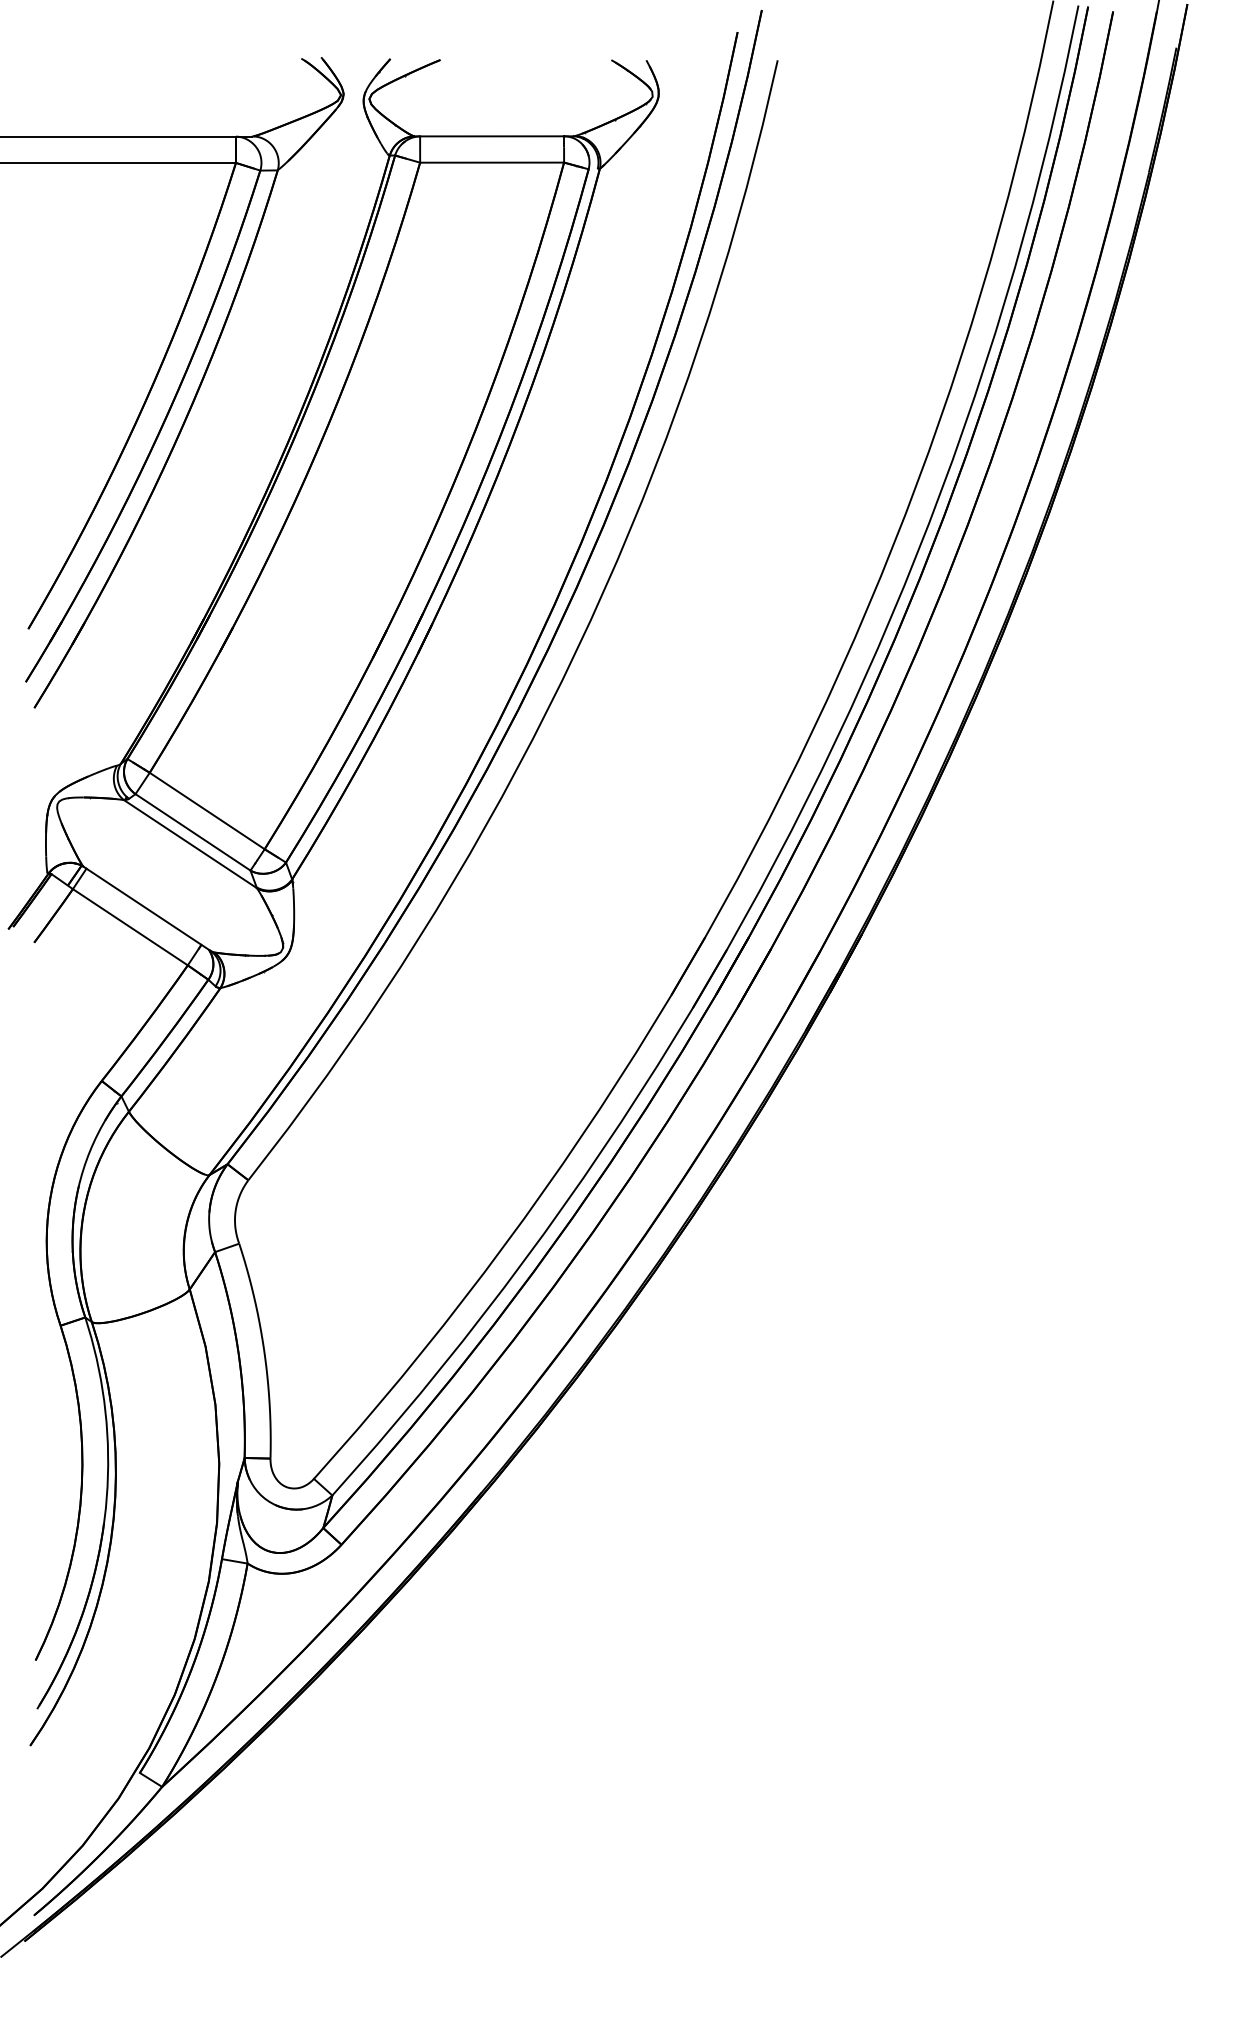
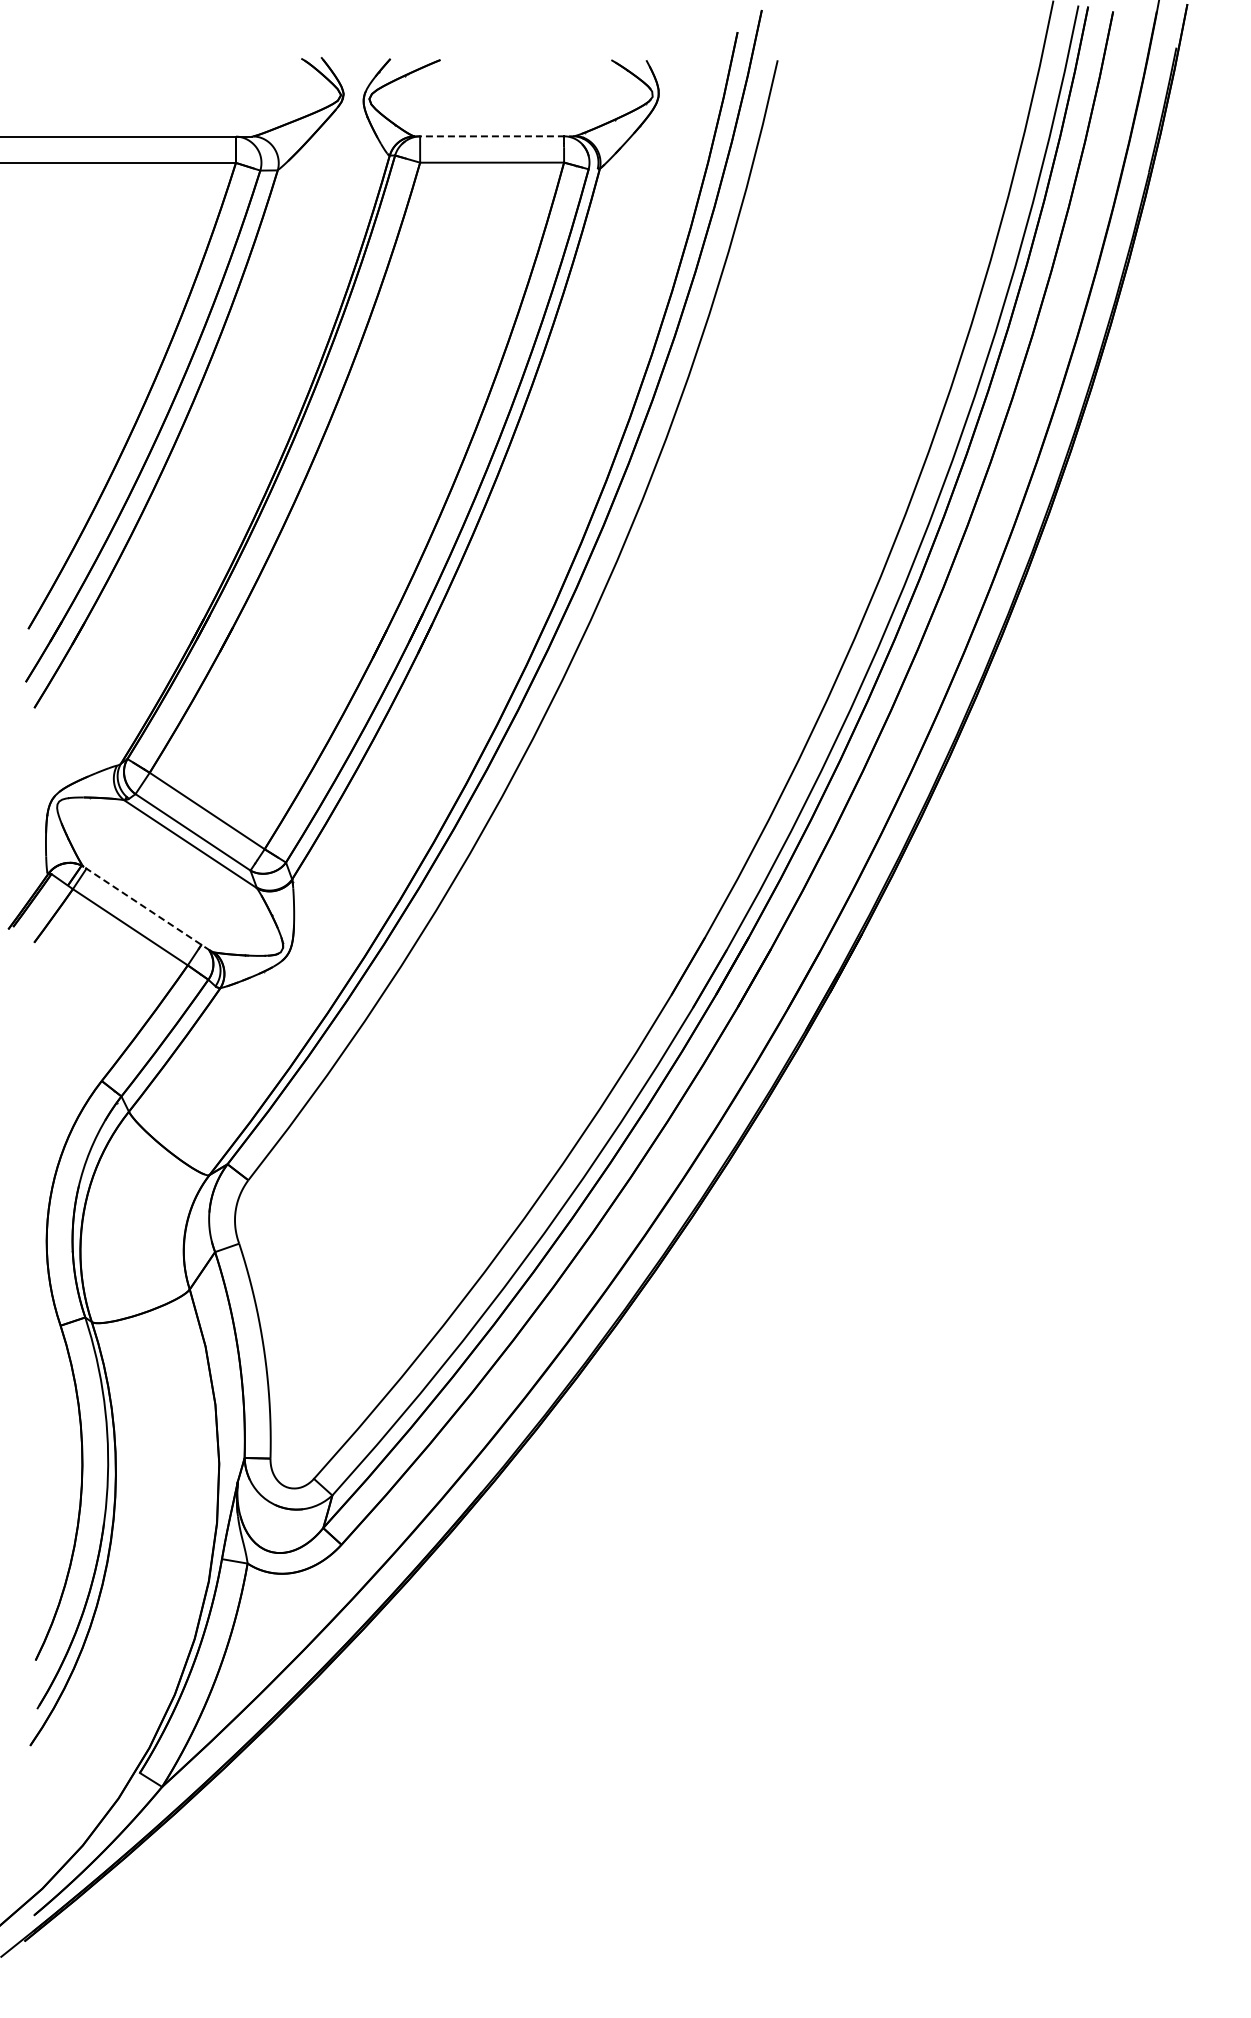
line: solid -> dashed (494, 136)
line: solid -> dashed (147, 908)
